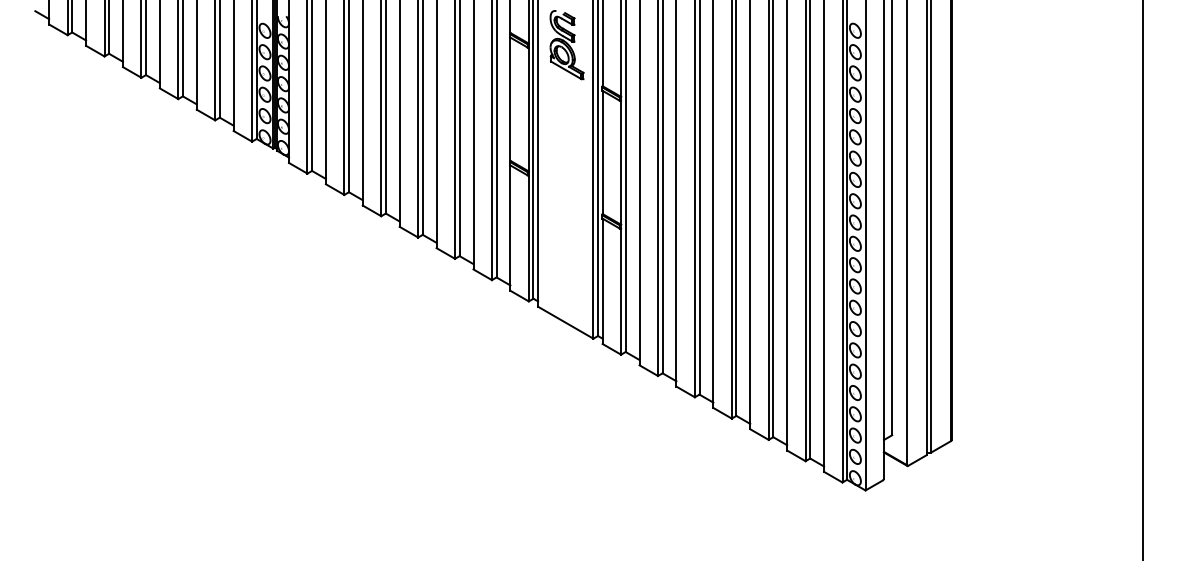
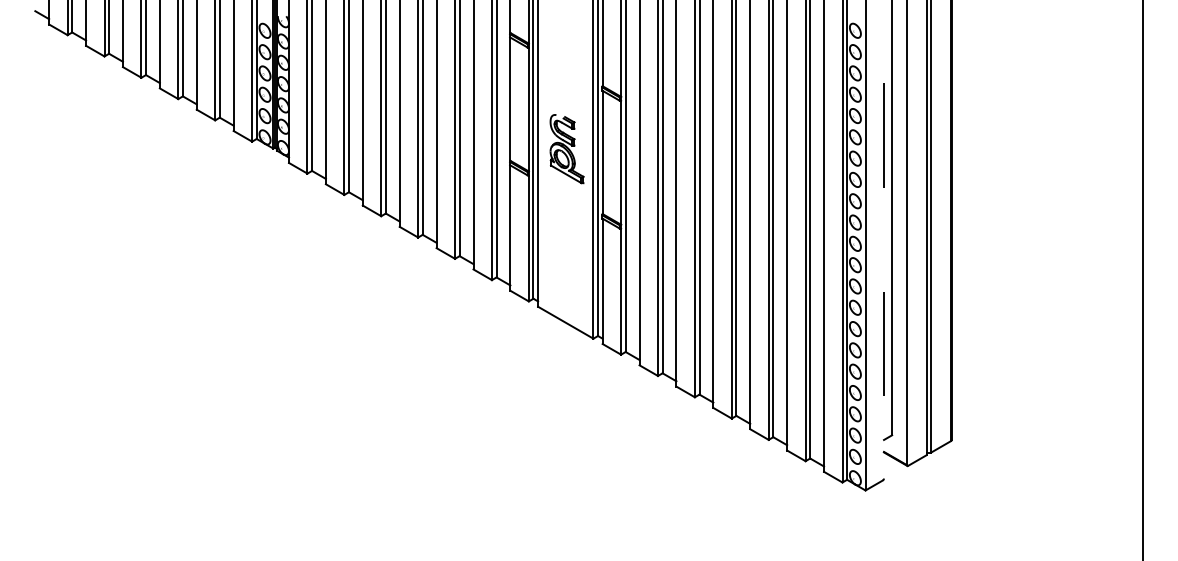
part position: (566, 45) -> (566, 149) (566, 149)
line: solid -> dashed (884, 239)
